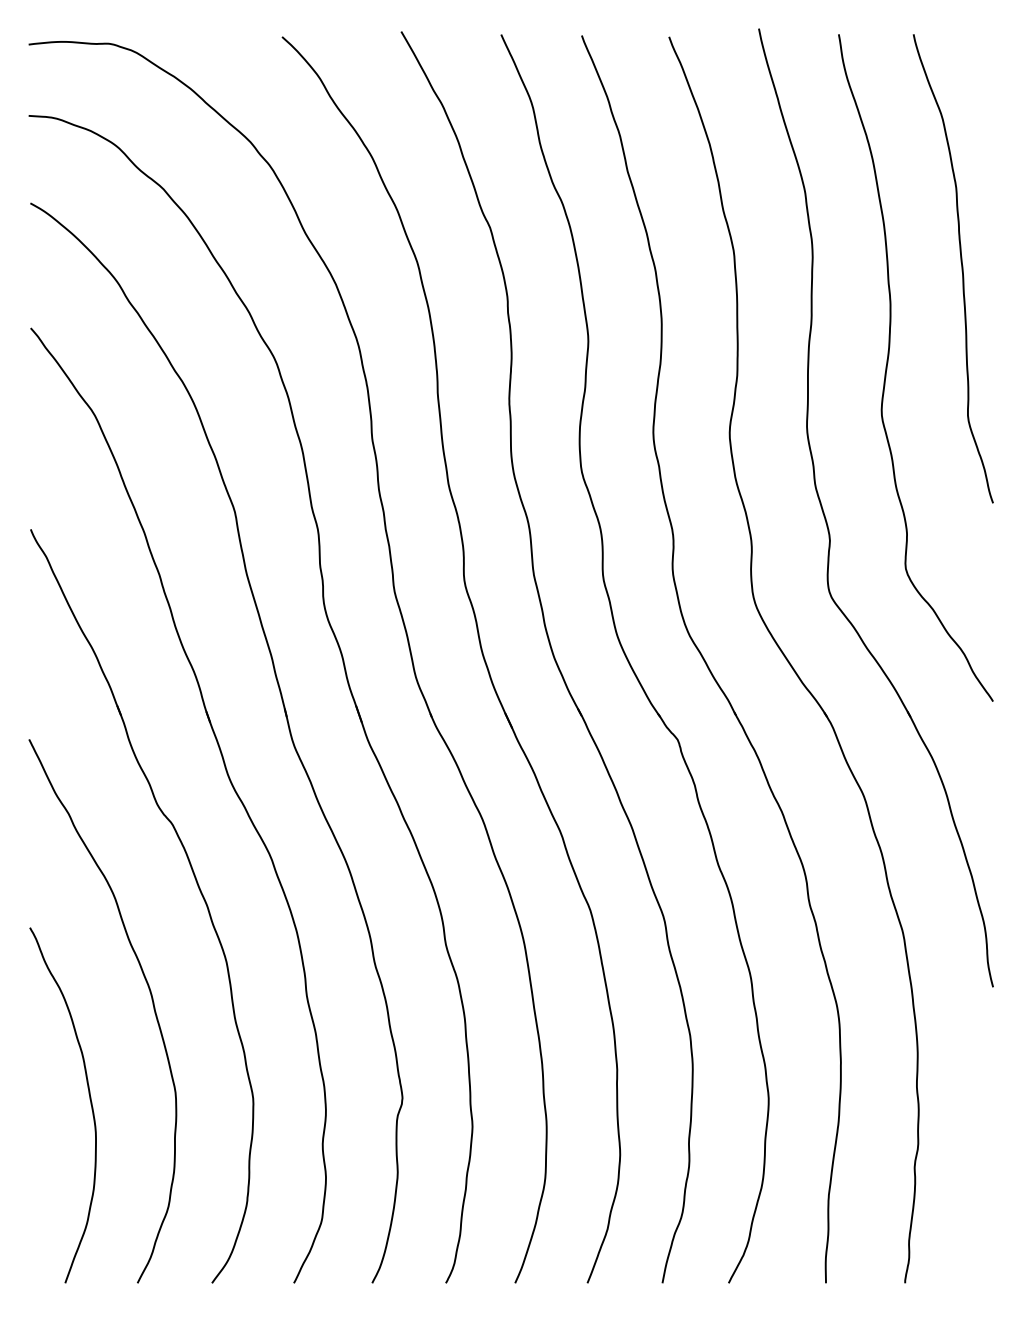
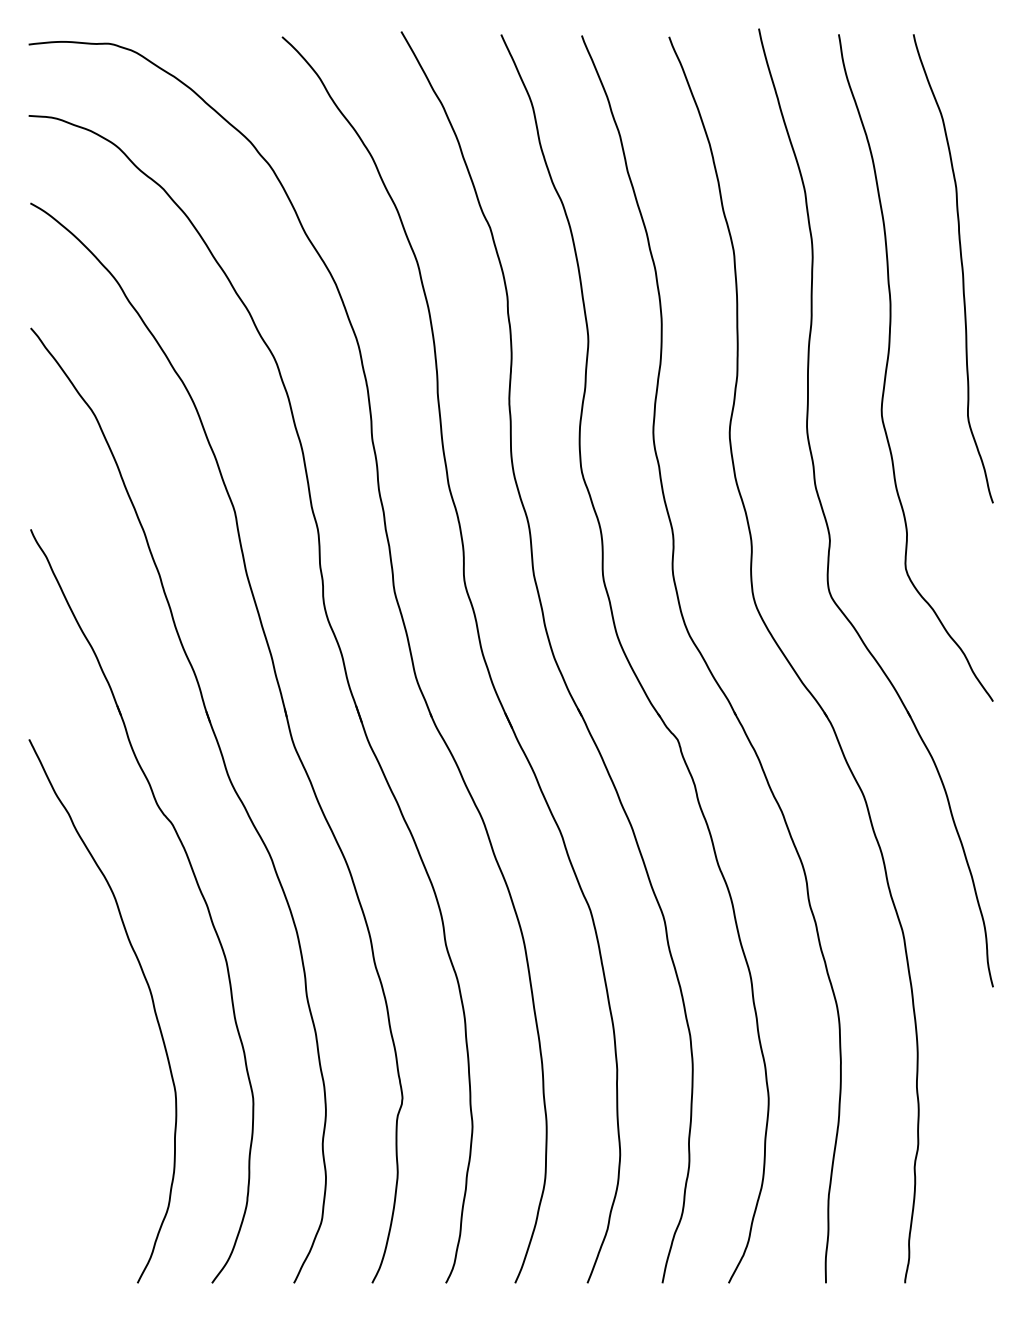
curve: present -> none (89, 1099)
